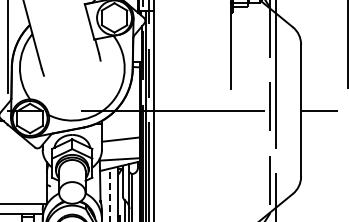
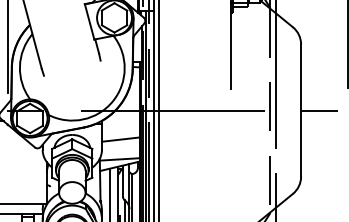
line: none -> present (159, 110)
line: dashed -> solid (110, 194)
